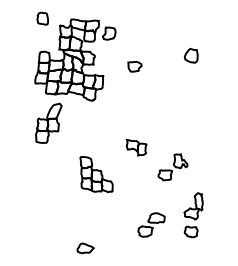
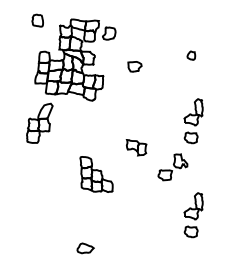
part position: (42, 18) -> (37, 20) (37, 20)
part size: 15x17 px -> 11x11 px (191, 55)
part: none -> present (193, 121)
part position: (48, 122) -> (39, 122) (39, 122)
part: present -> none (151, 224)
